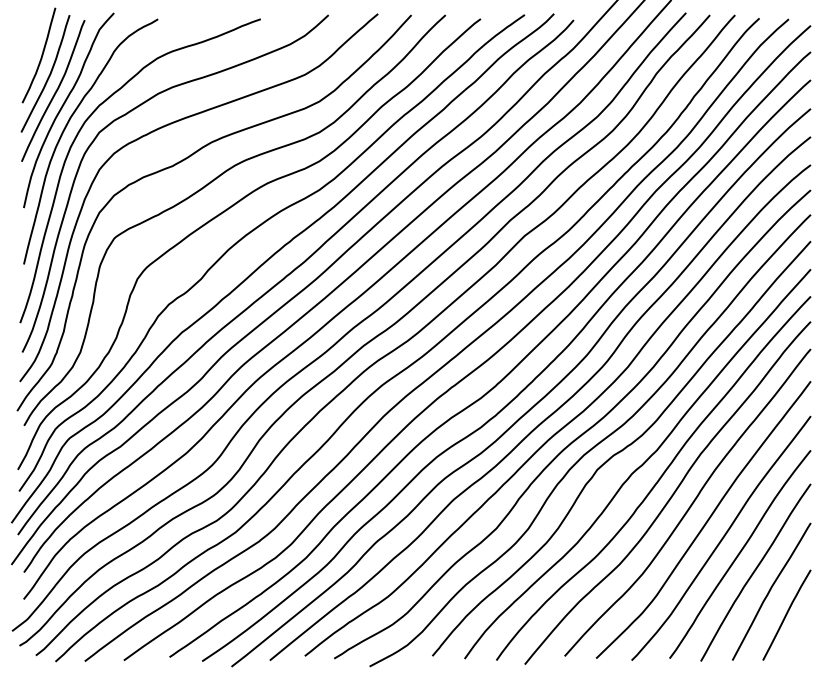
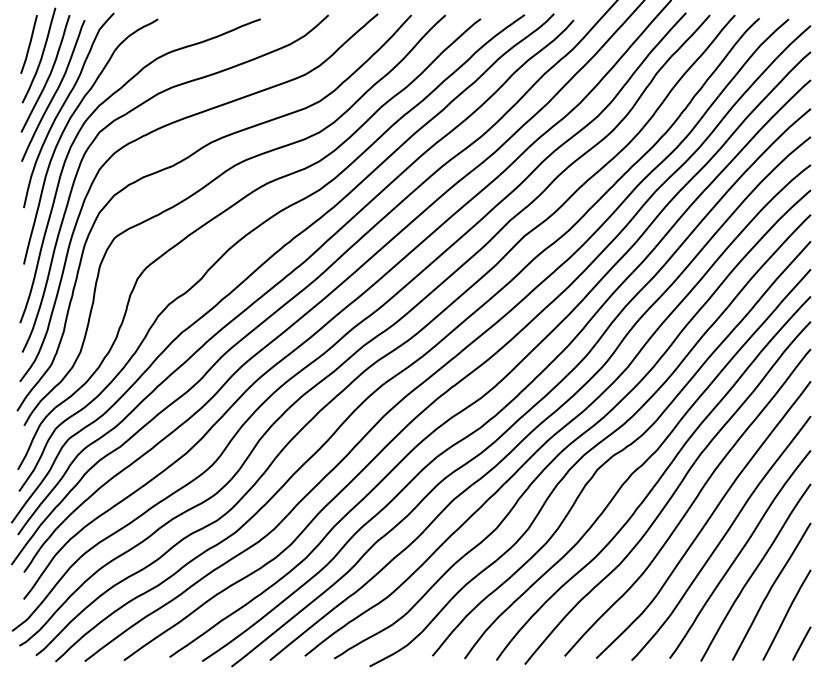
line: none -> present (28, 44)
line: none -> present (801, 643)
